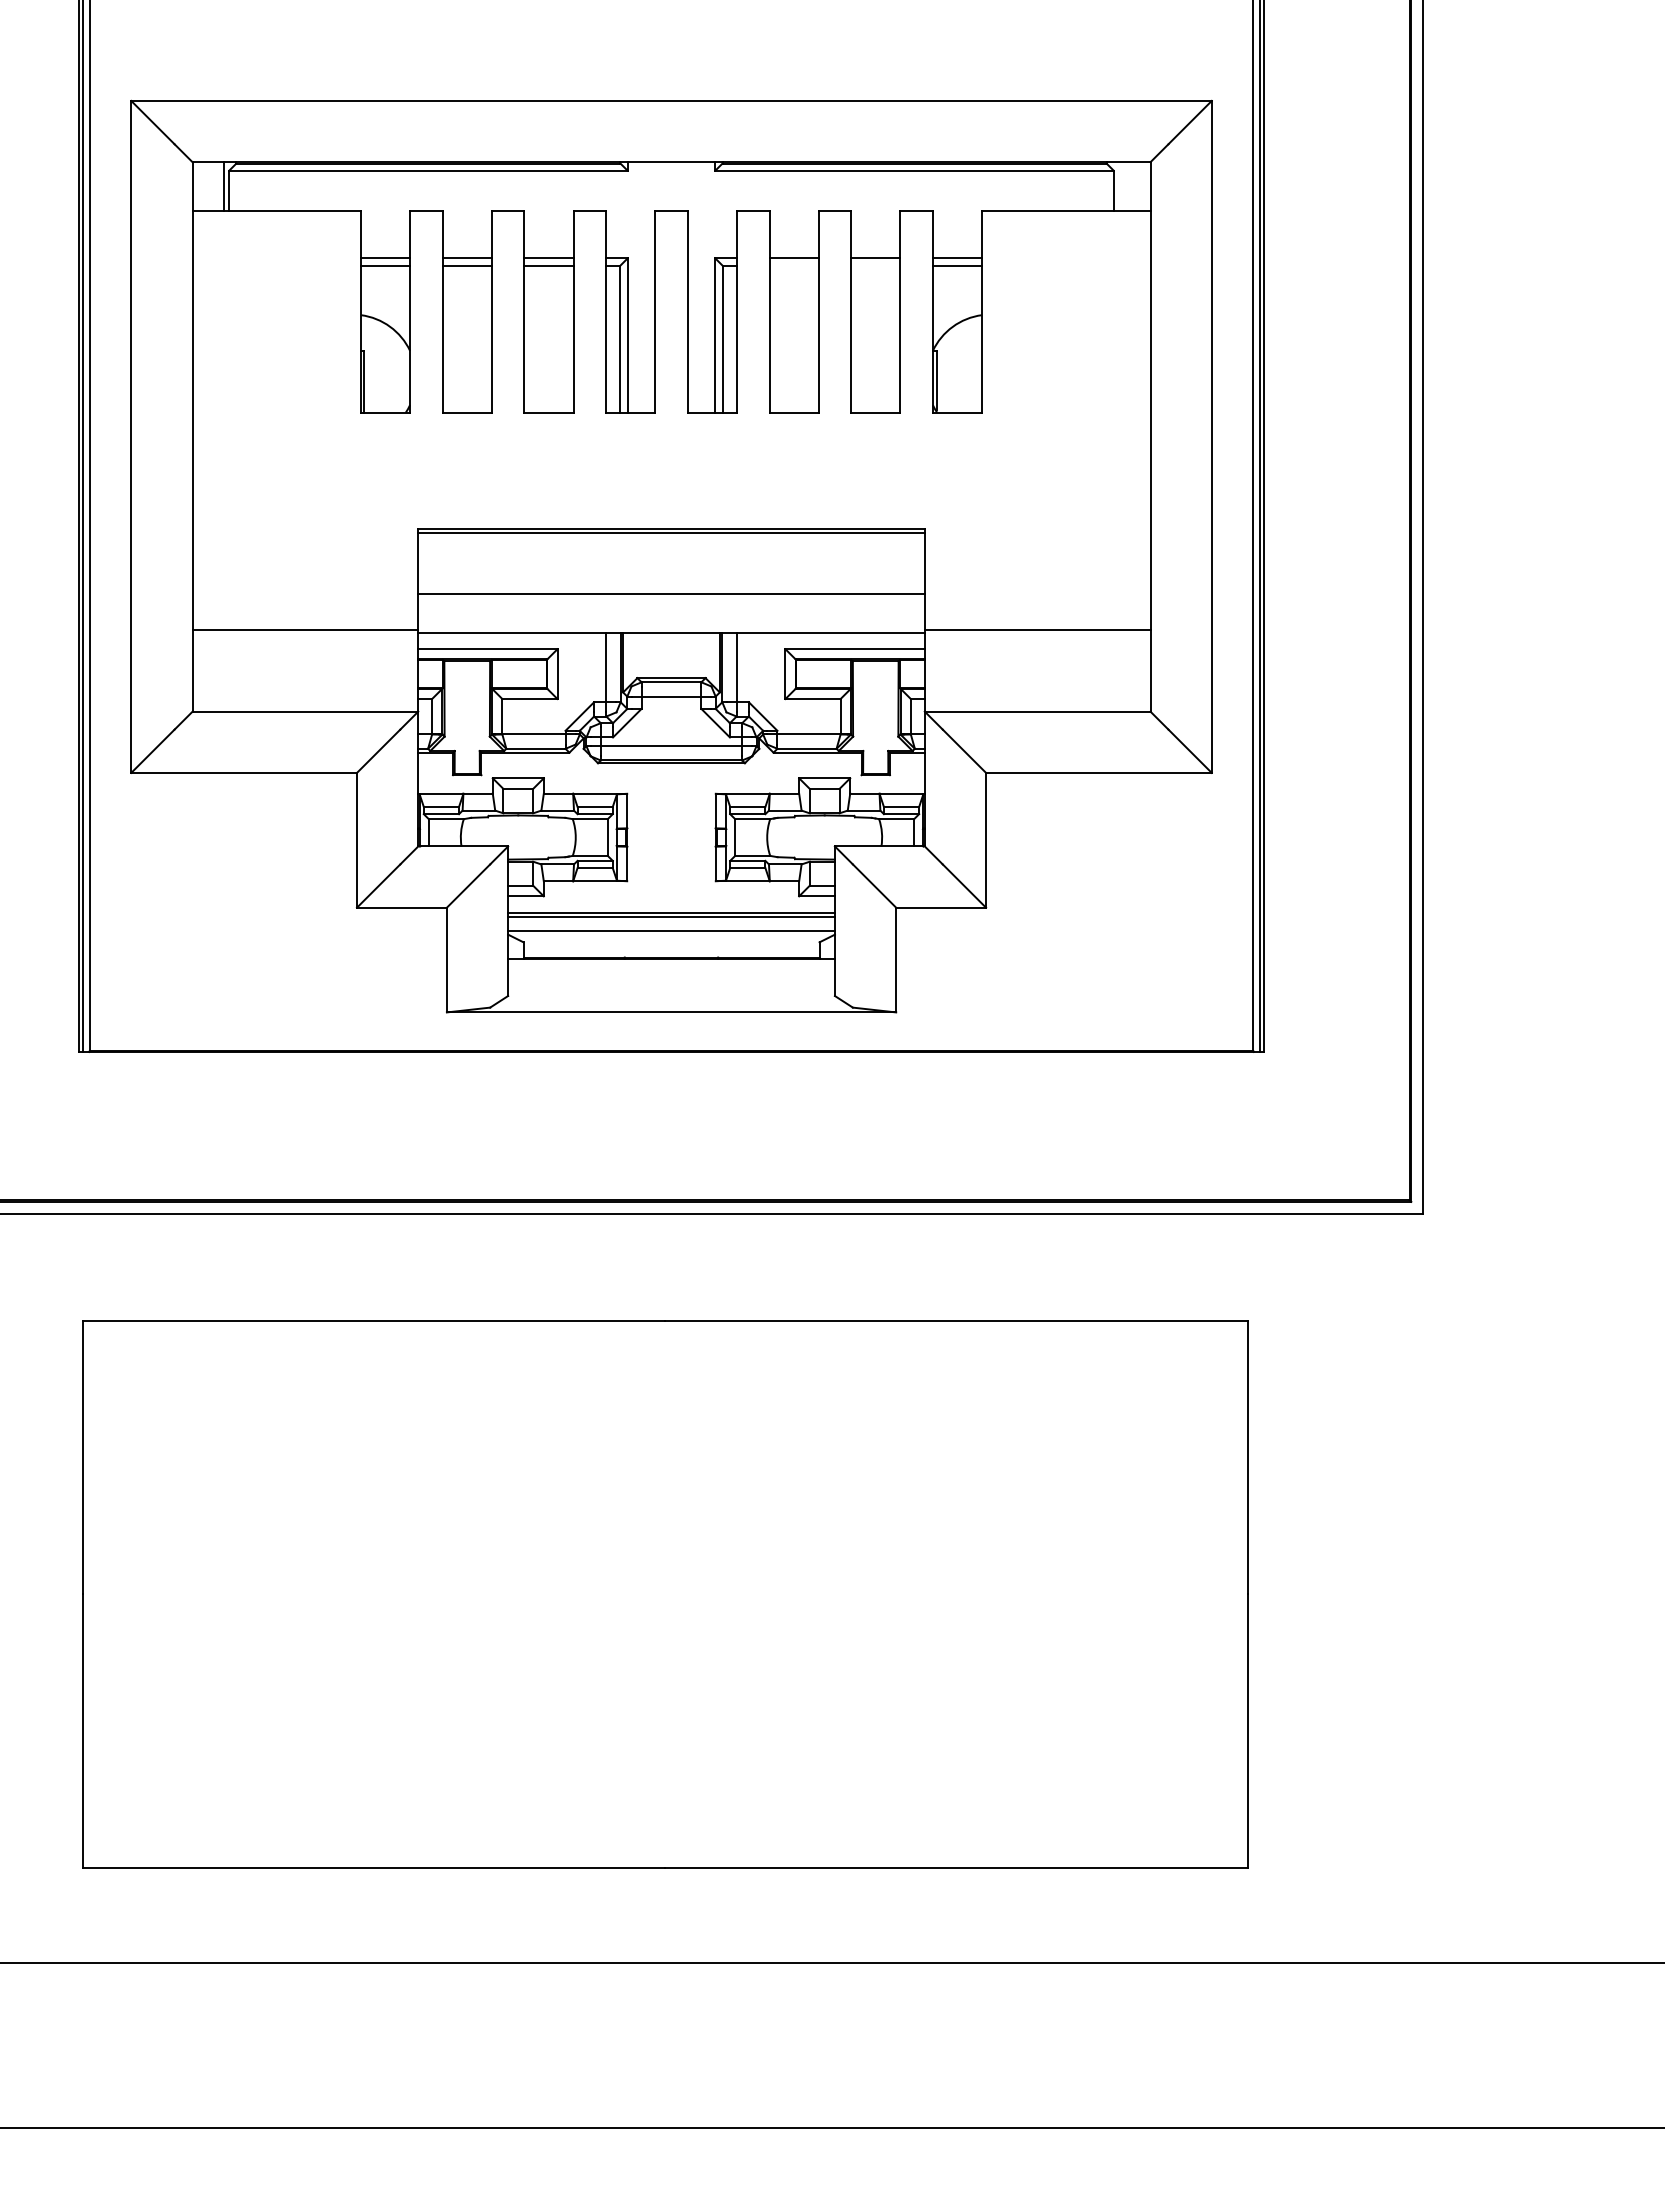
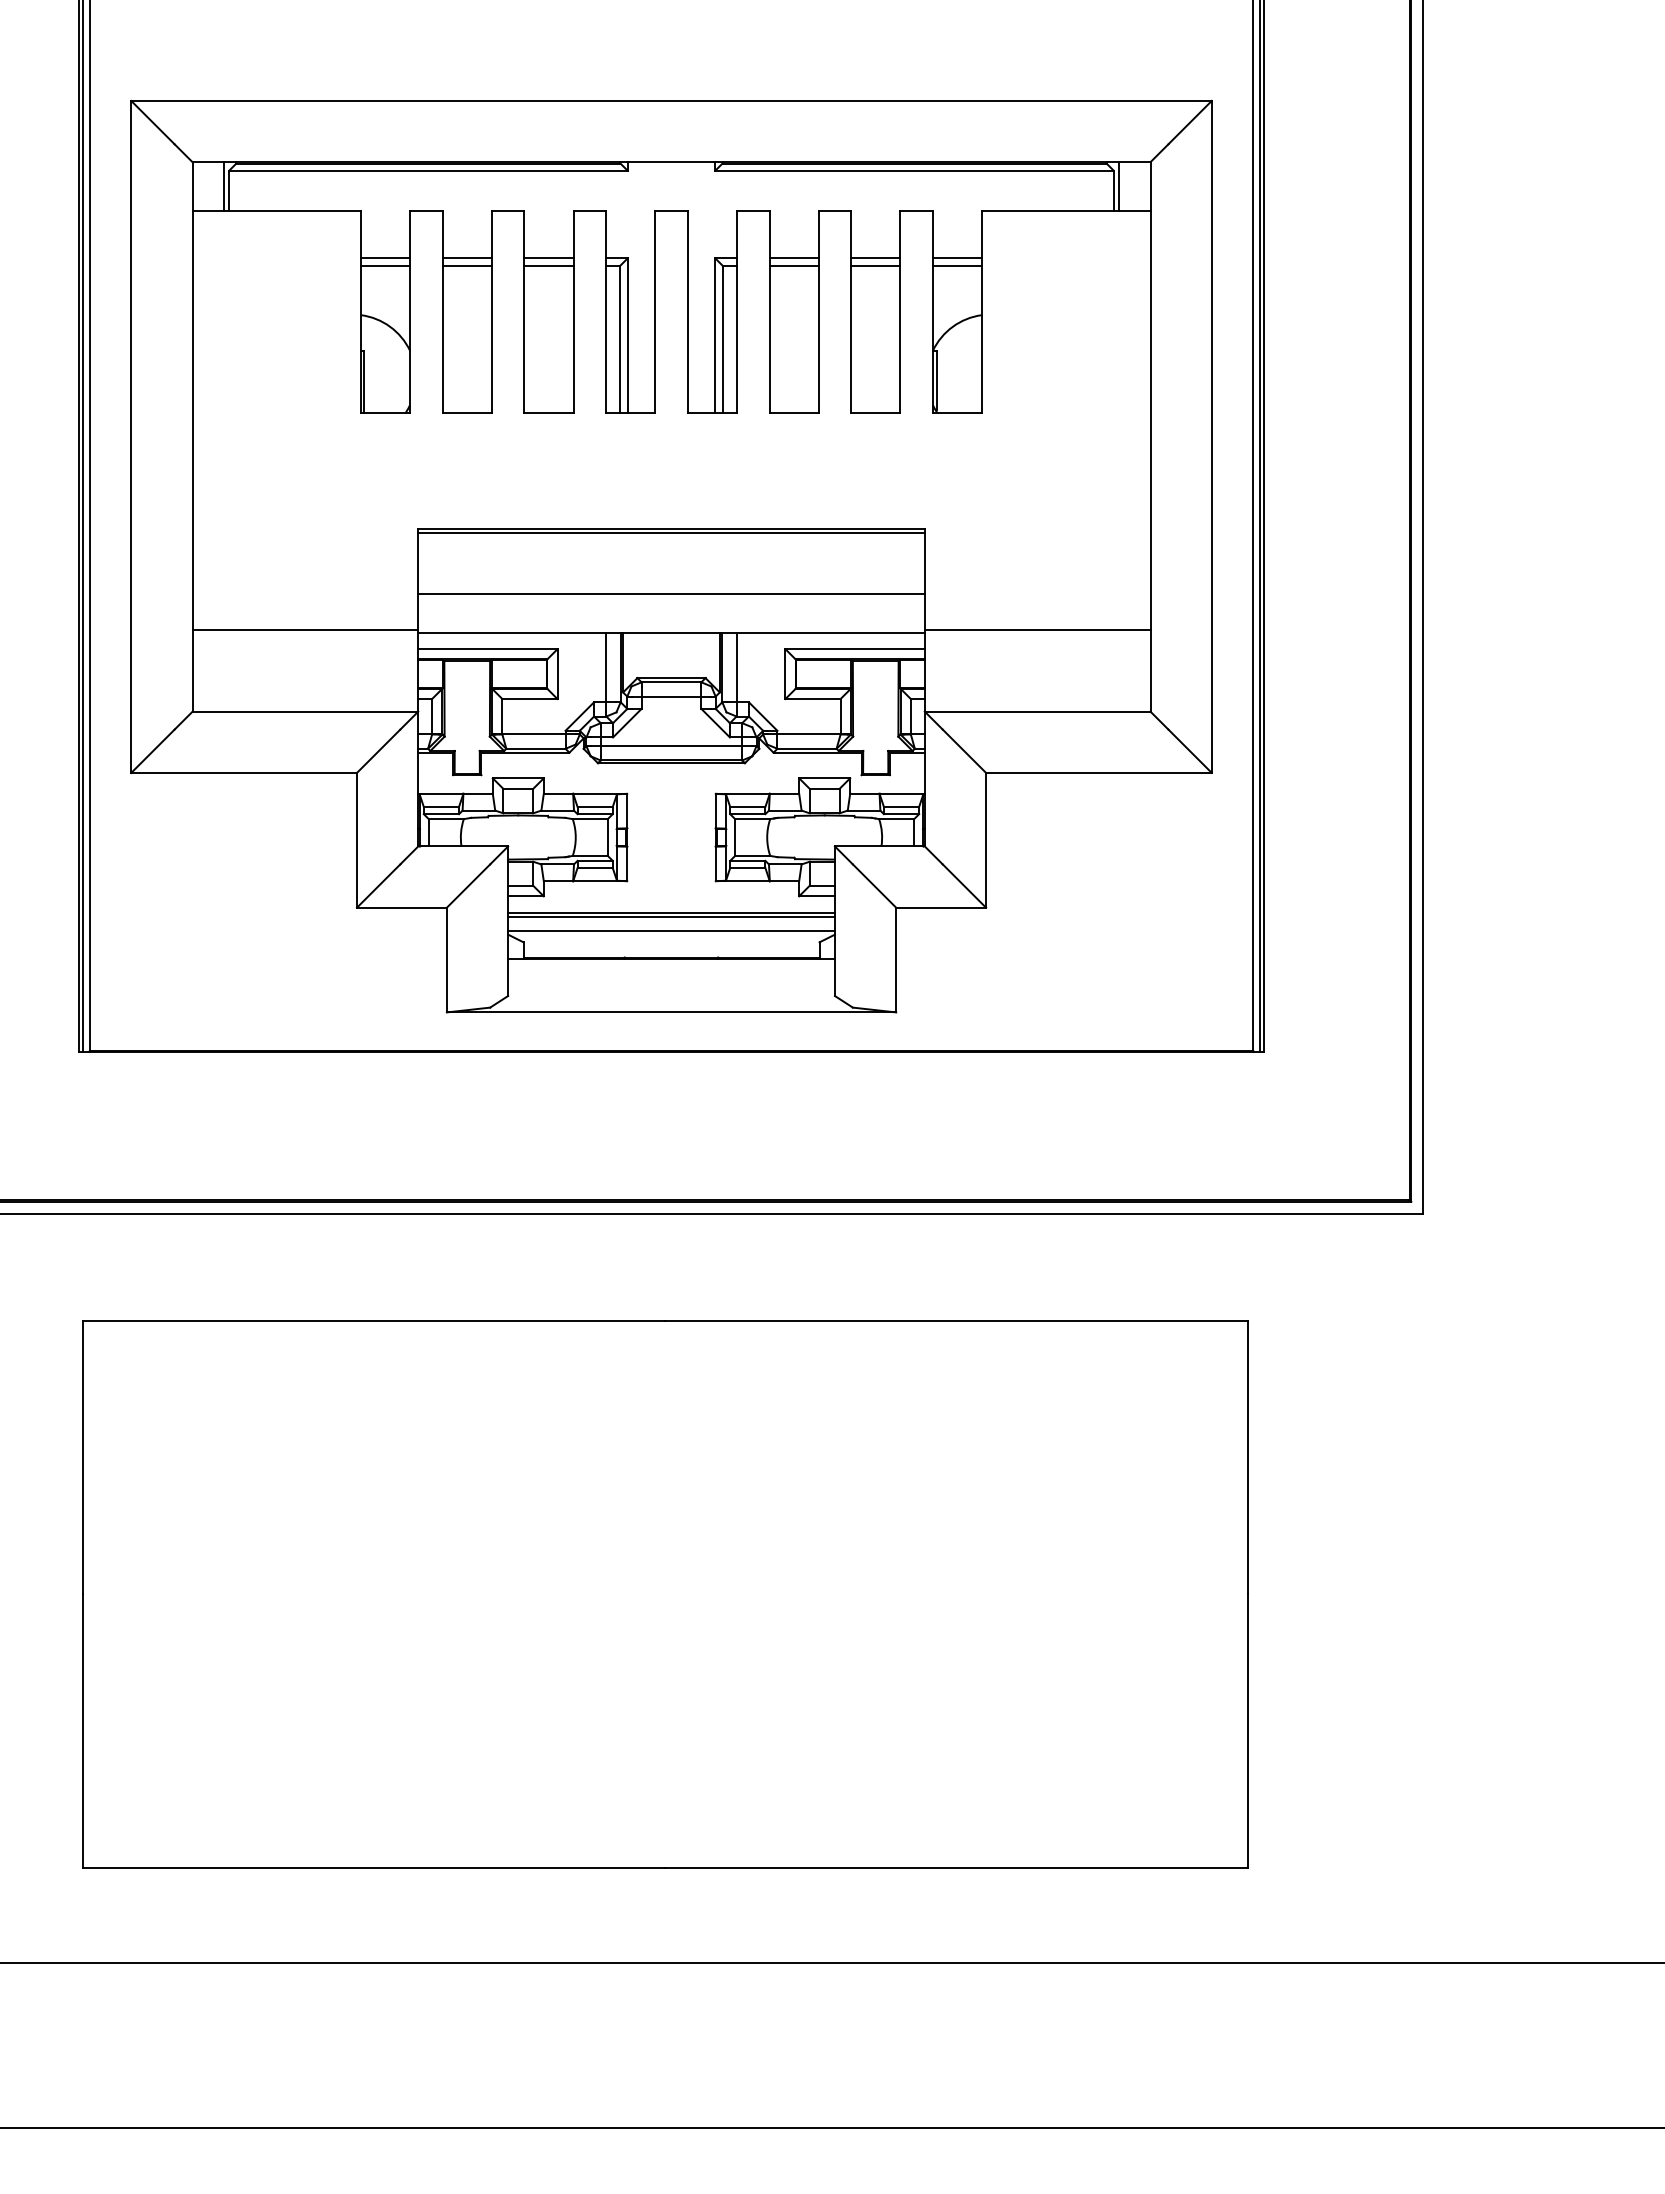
line: none -> present (1119, 186)
line: none -> present (793, 265)
line: none -> present (875, 265)
